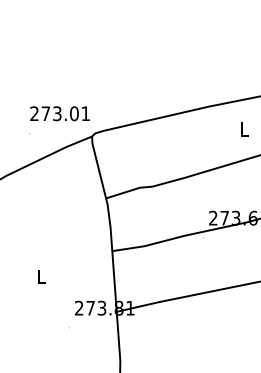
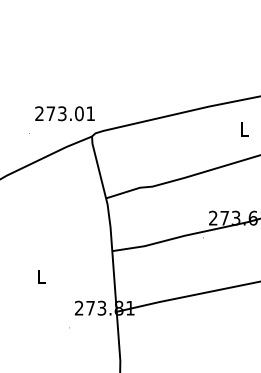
text position: (59, 113) -> (64, 113) (64, 113)
